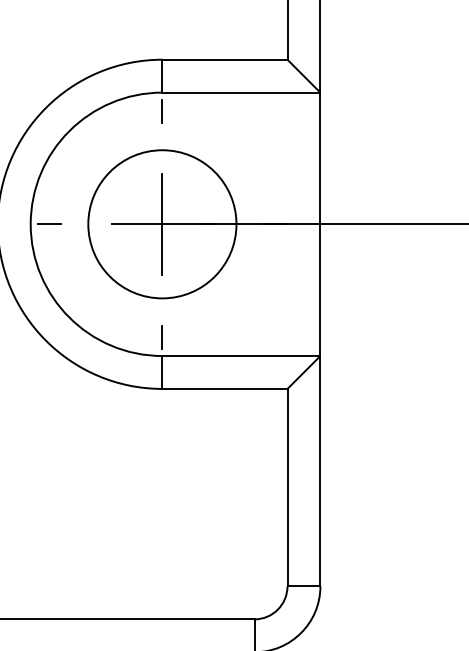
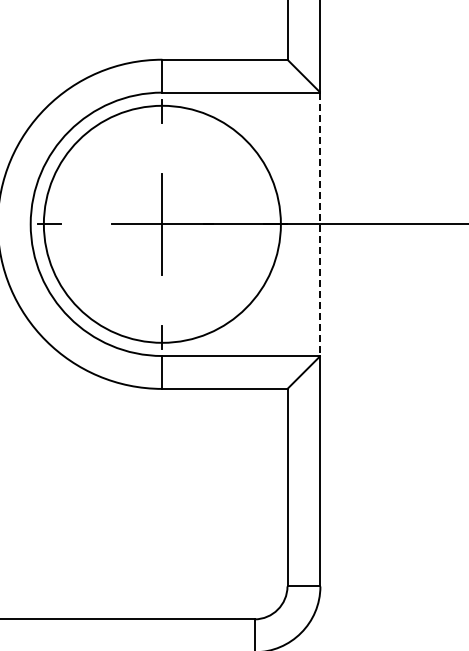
circle diameter: 148 px -> 237 px (161, 223)
line: solid -> dashed (320, 224)
